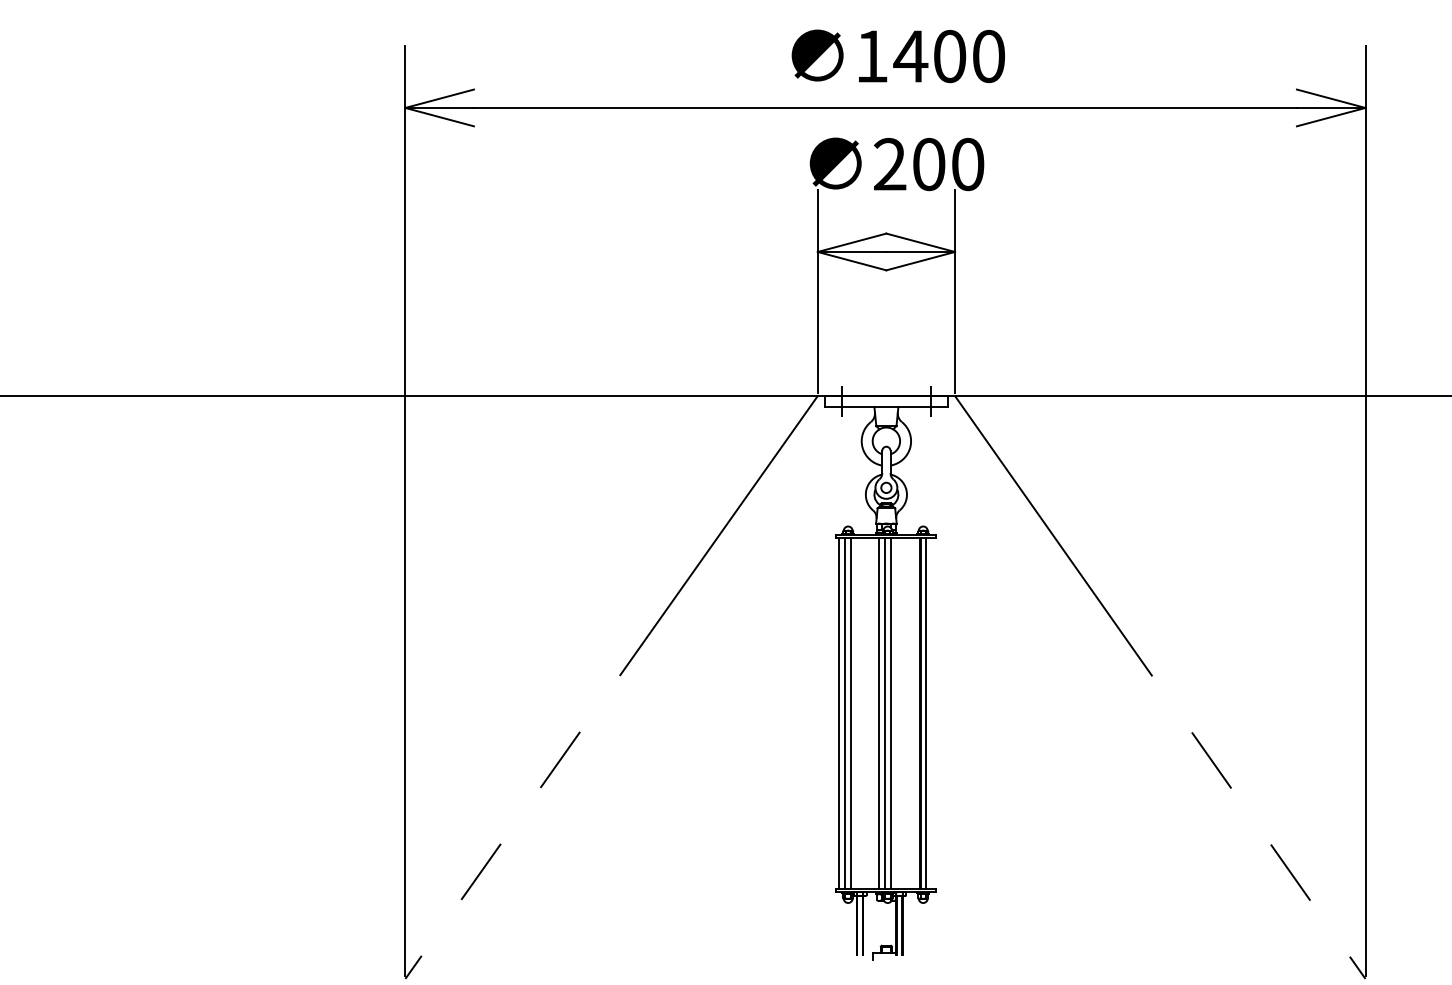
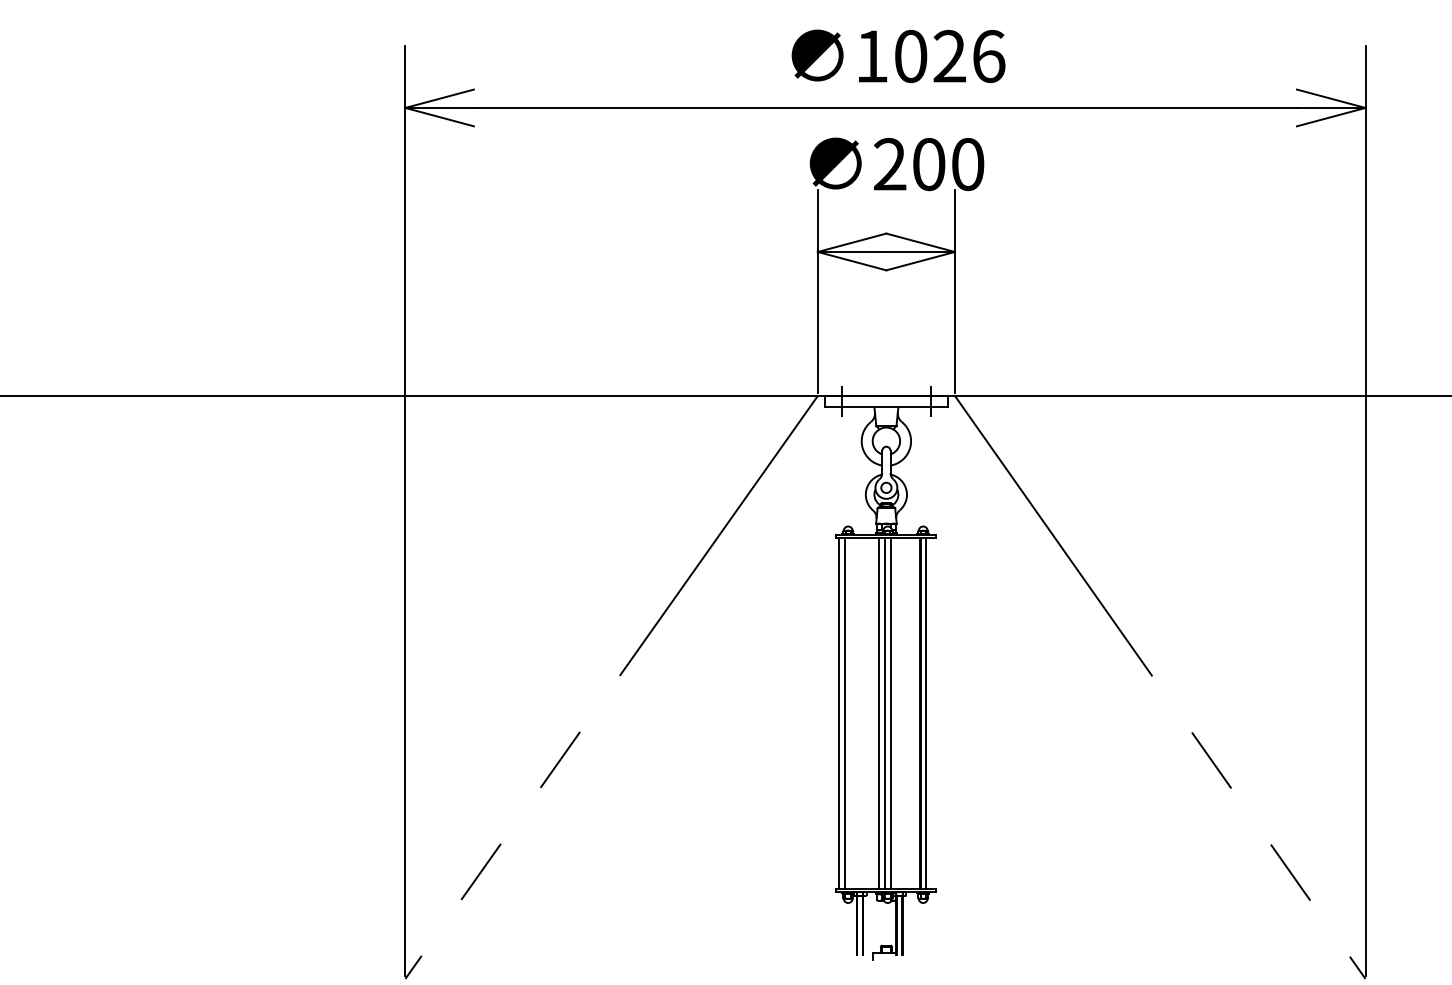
text: 1400 -> 1026 (949, 56)
line: present -> none (850, 713)
